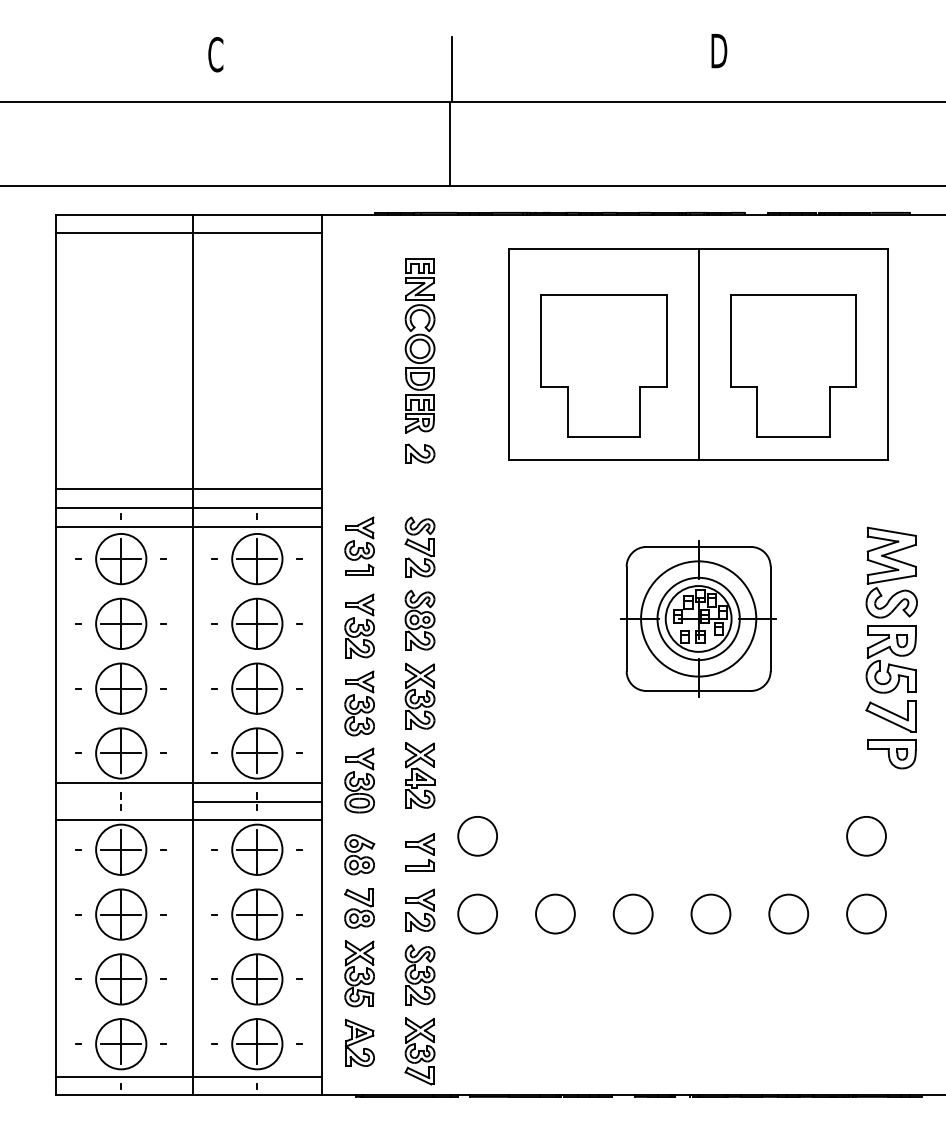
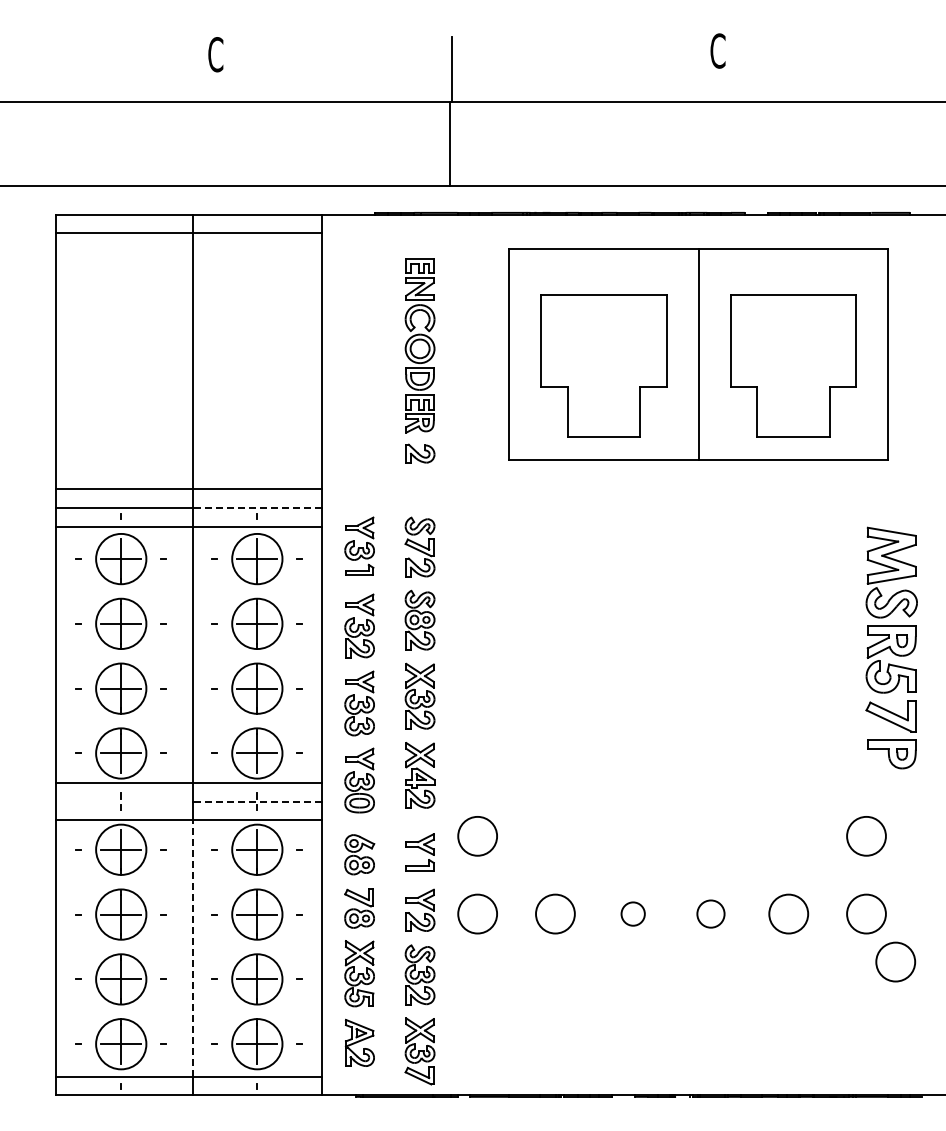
text: D -> C (718, 50)
line: solid -> dashed (257, 508)
part: present -> none (698, 618)
line: solid -> dashed (257, 801)
circle diameter: 39 px -> 23 px (632, 913)
circle diameter: 39 px -> 27 px (710, 913)
line: solid -> dashed (192, 947)
circle: none -> present (895, 961)
